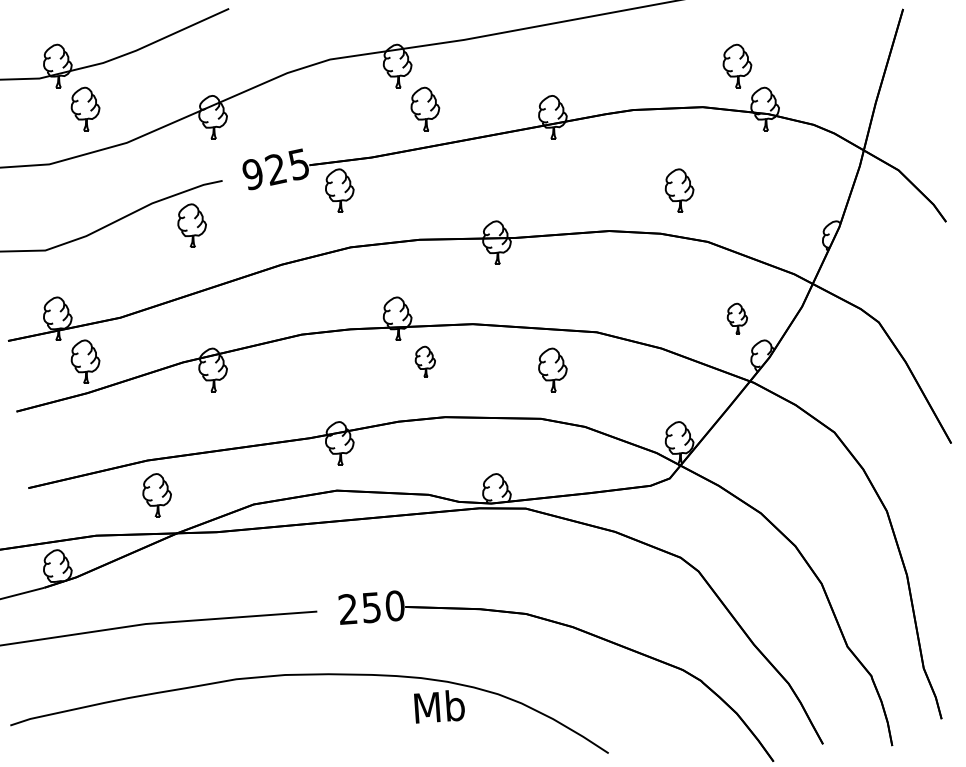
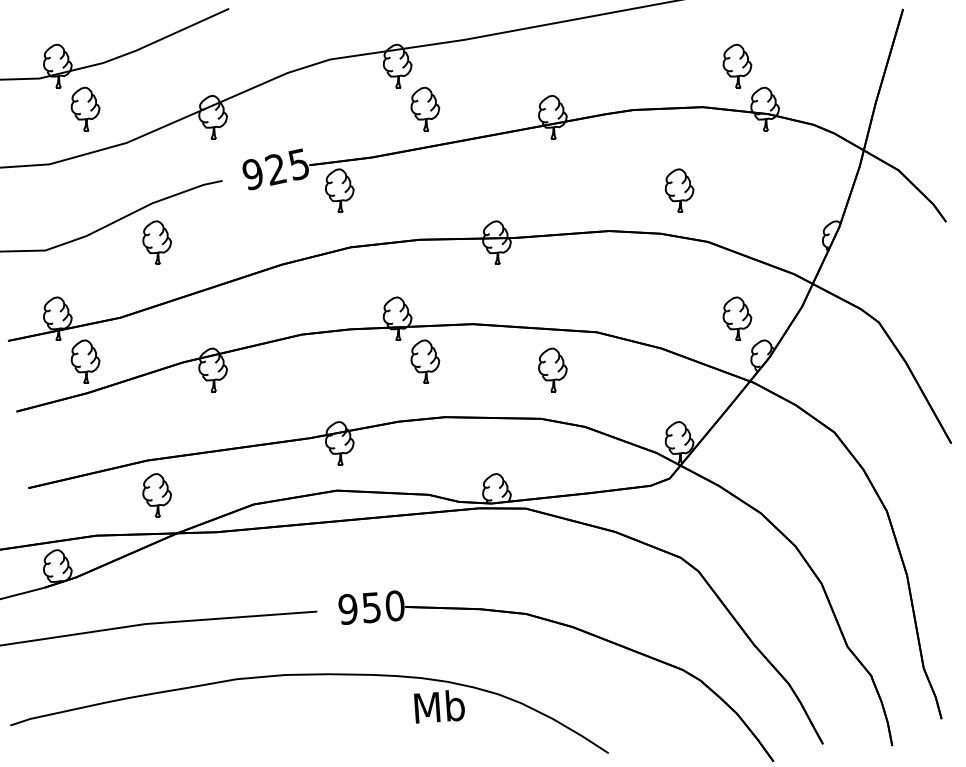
part position: (191, 225) -> (156, 242) (156, 242)
part size: 22x33 px -> 31x45 px (737, 318)
part size: 22x33 px -> 31x45 px (425, 361)
text: 250 -> 950 (347, 609)
